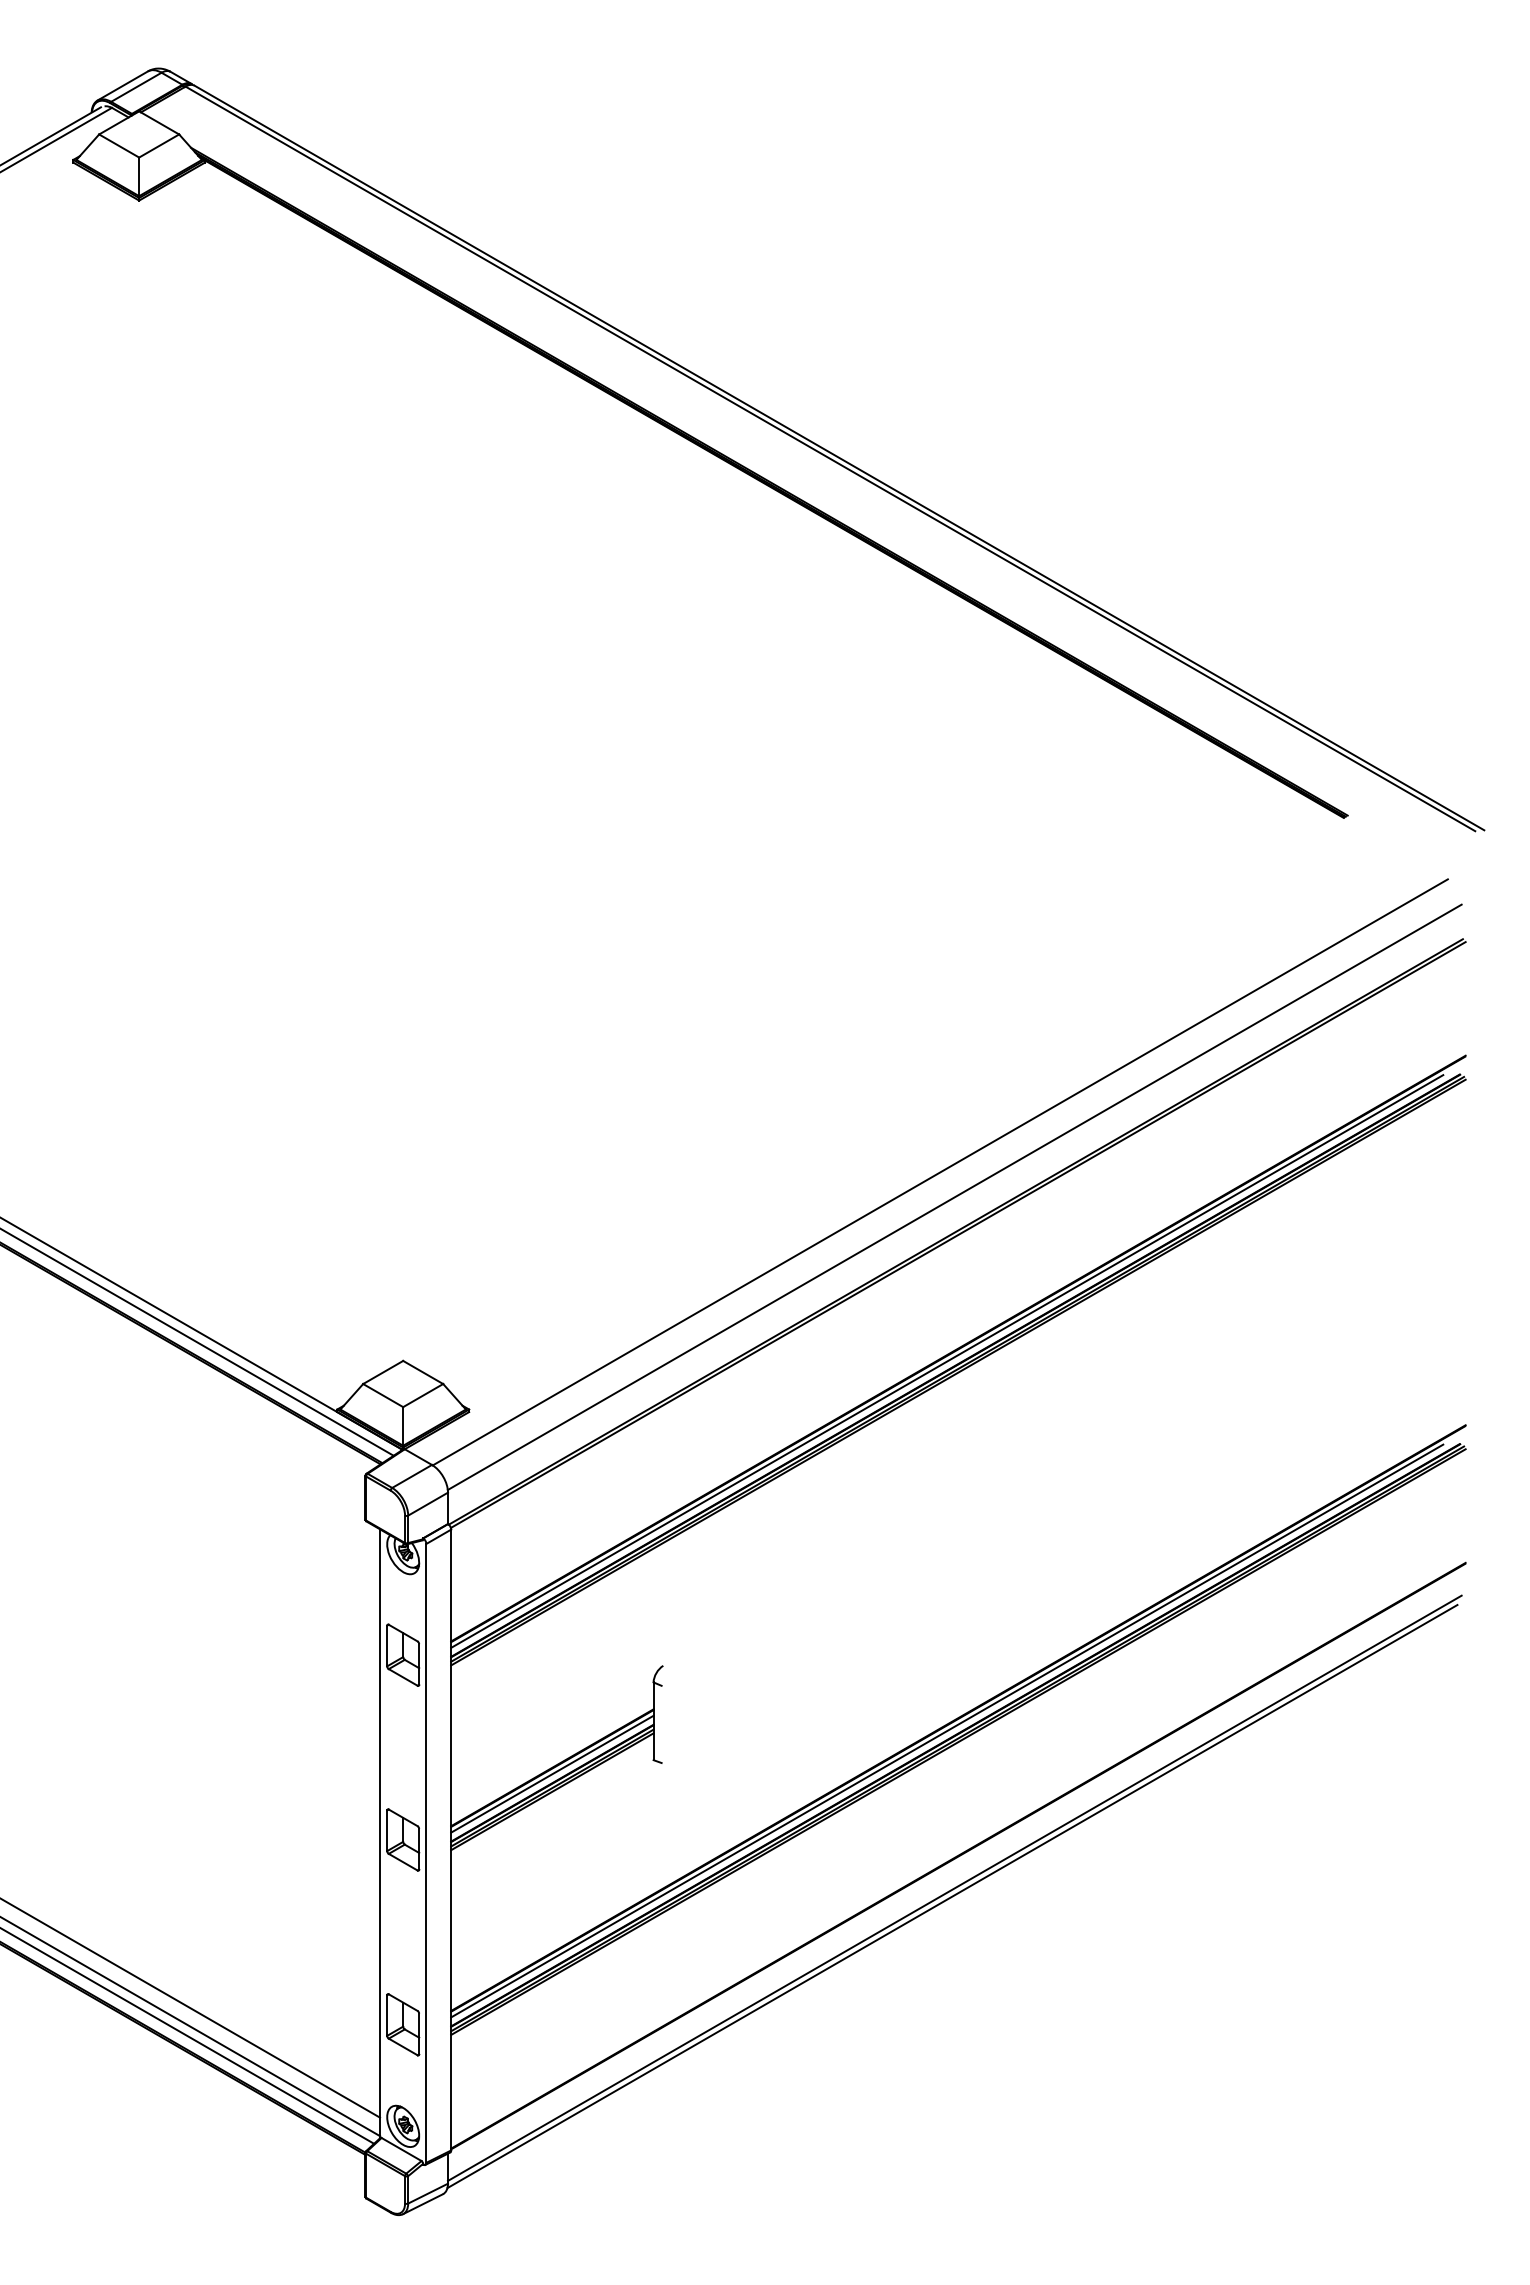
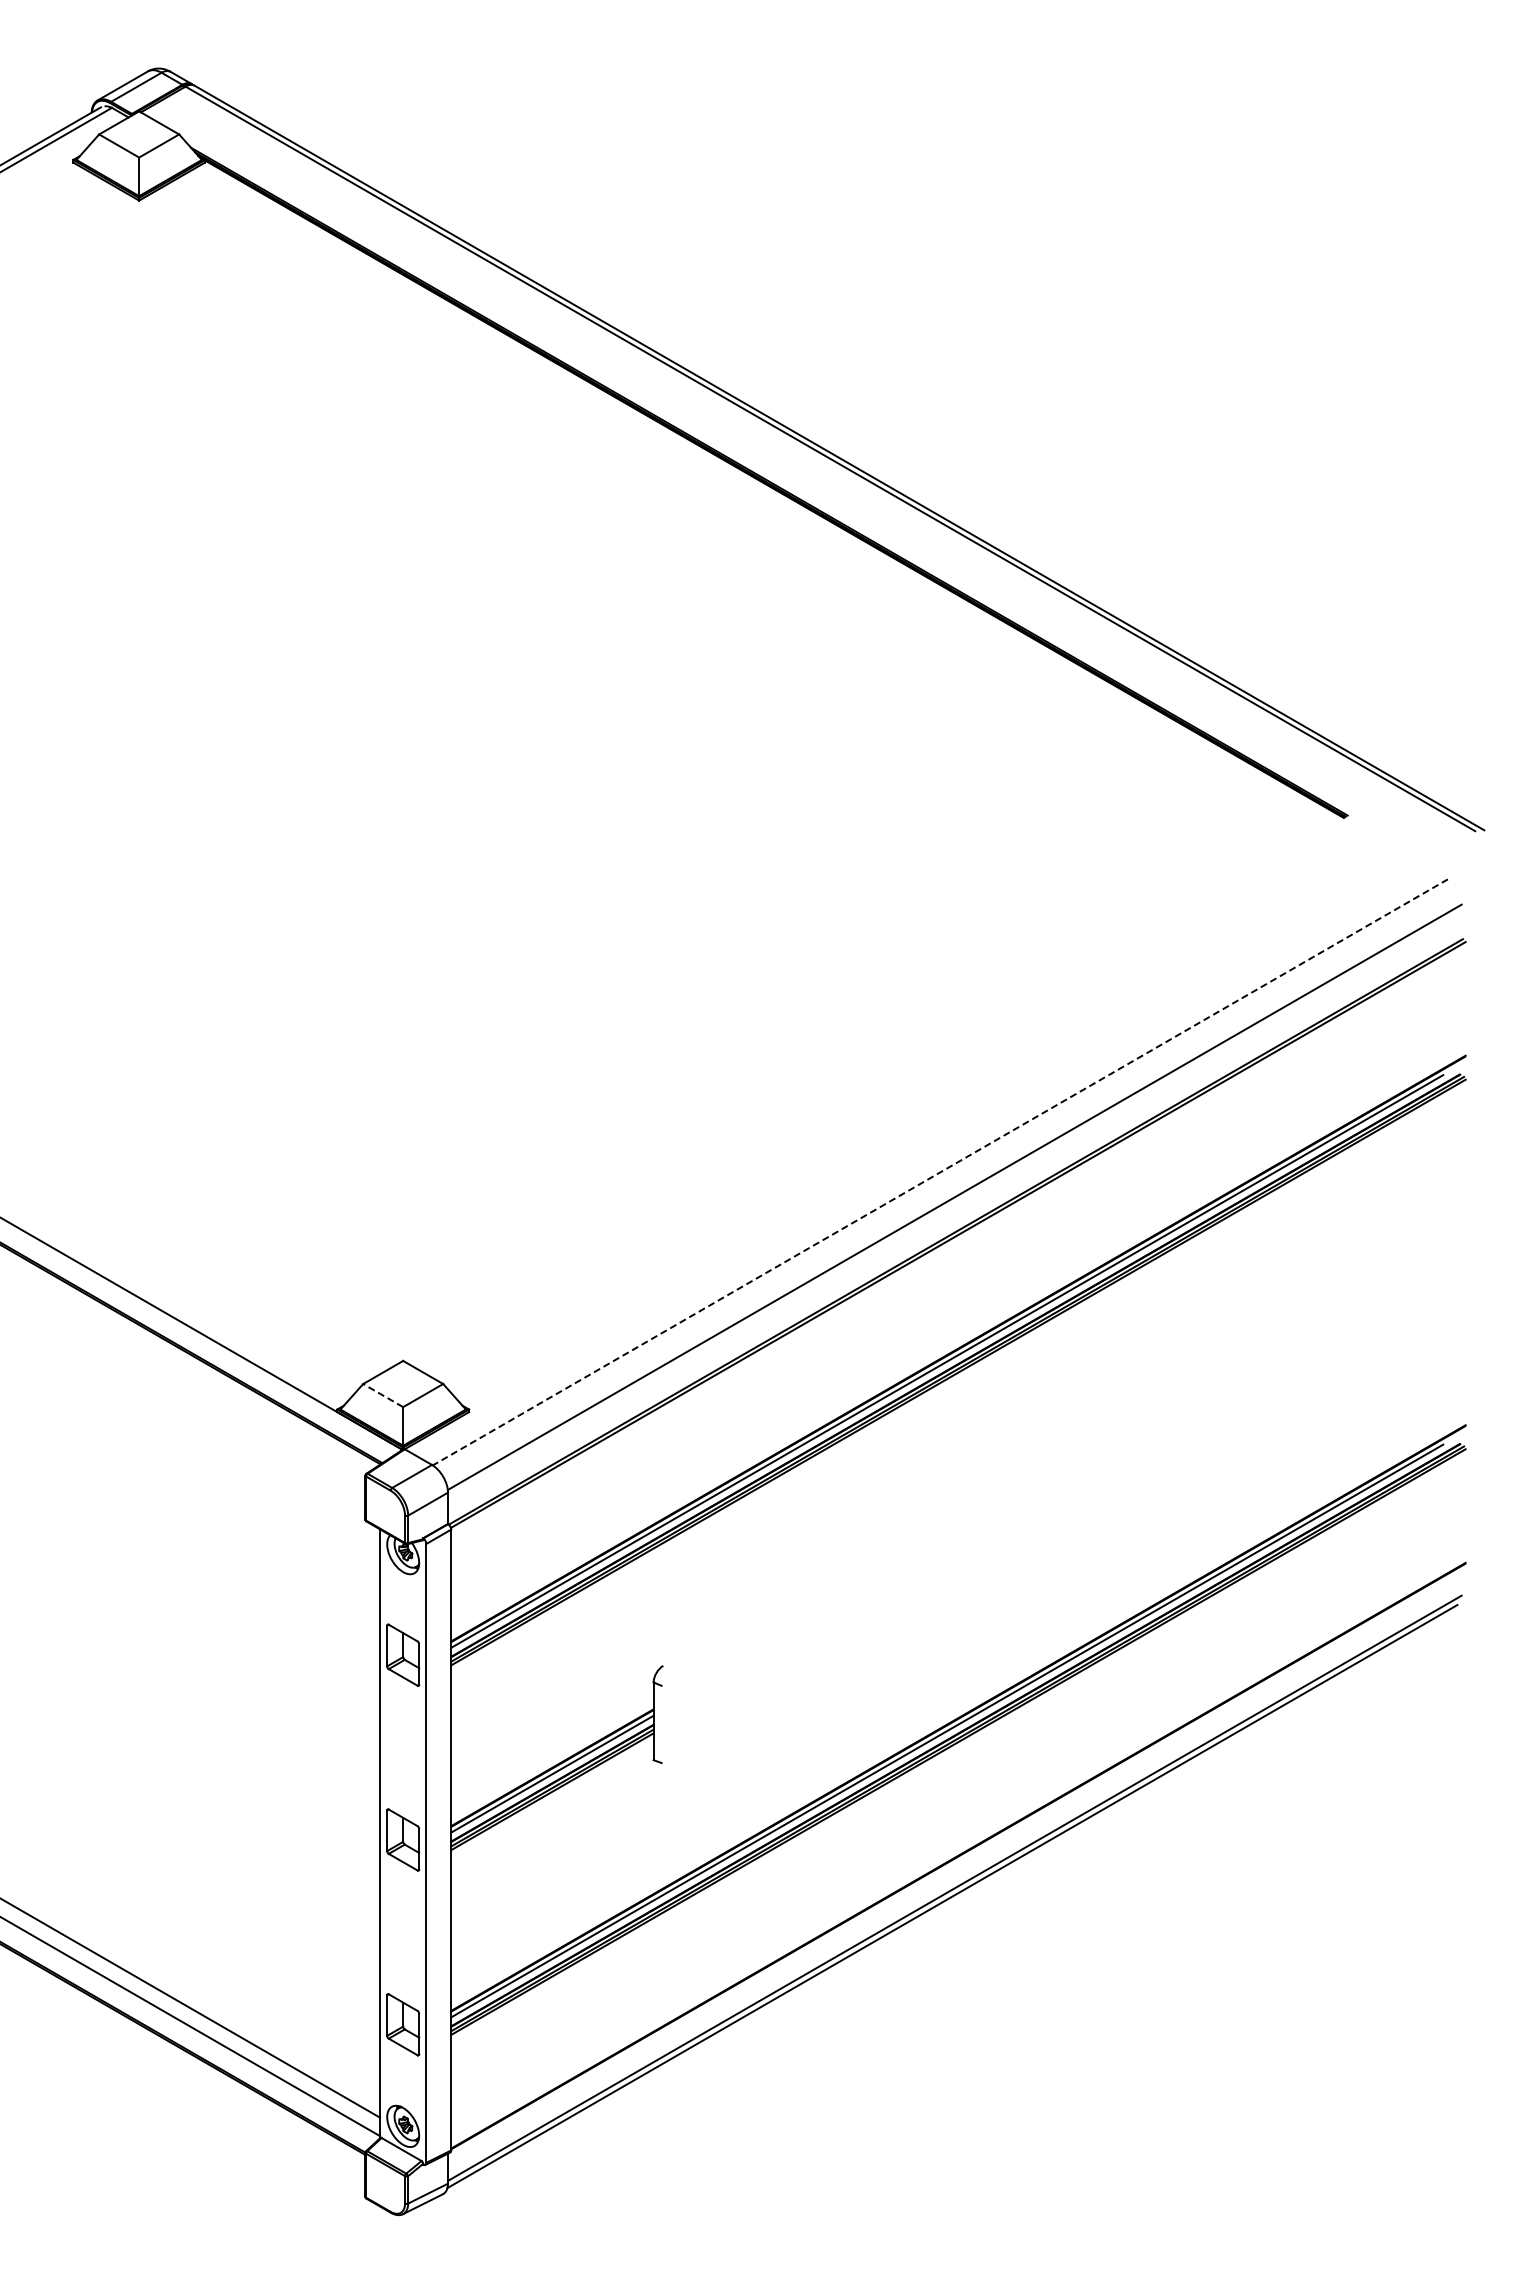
line: solid -> dashed (939, 1172)
line: present -> none (197, 1342)
line: solid -> dashed (382, 1395)
line: present -> none (188, 2036)
